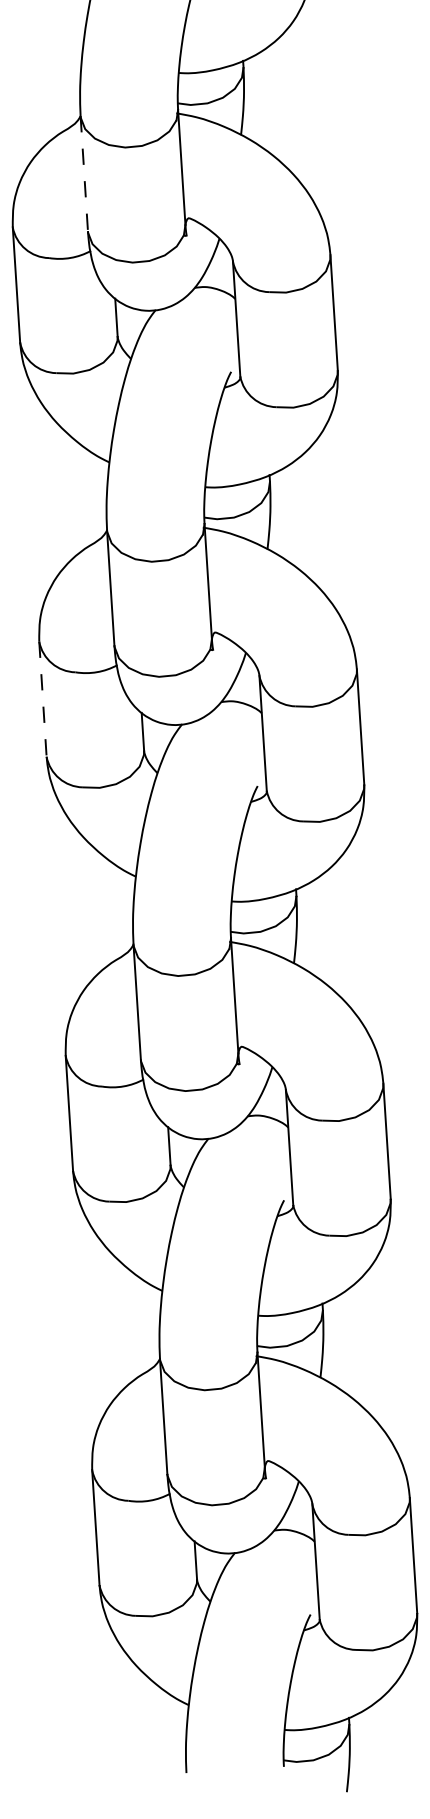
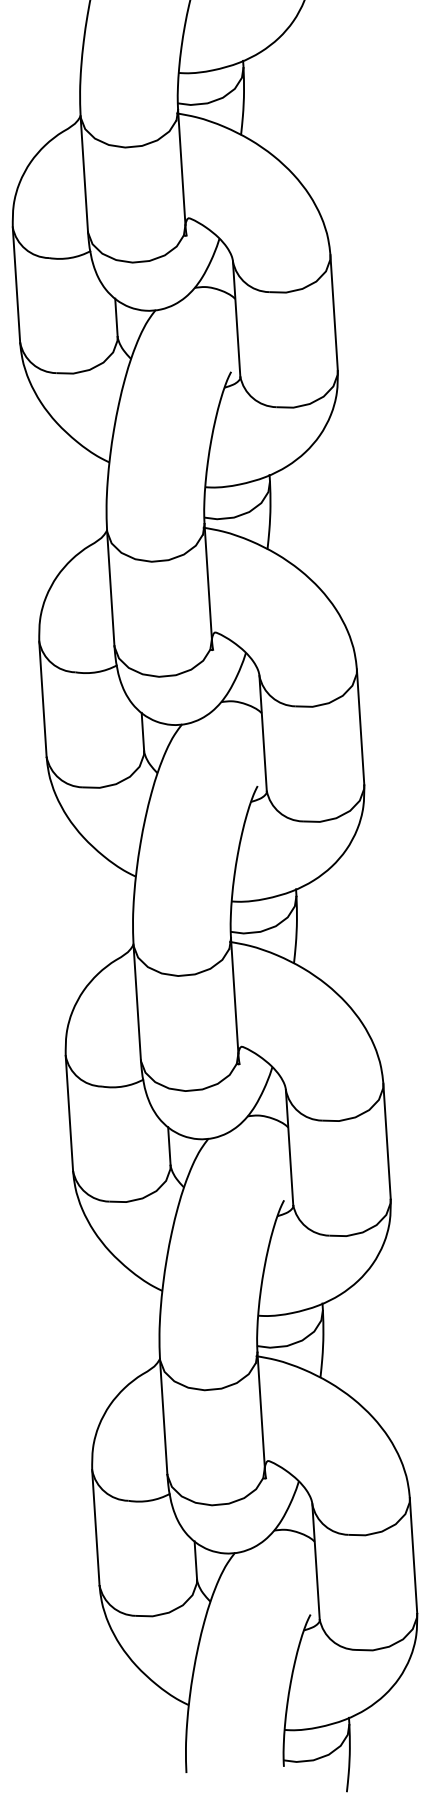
line: dashed -> solid (84, 173)
line: dashed -> solid (42, 699)
